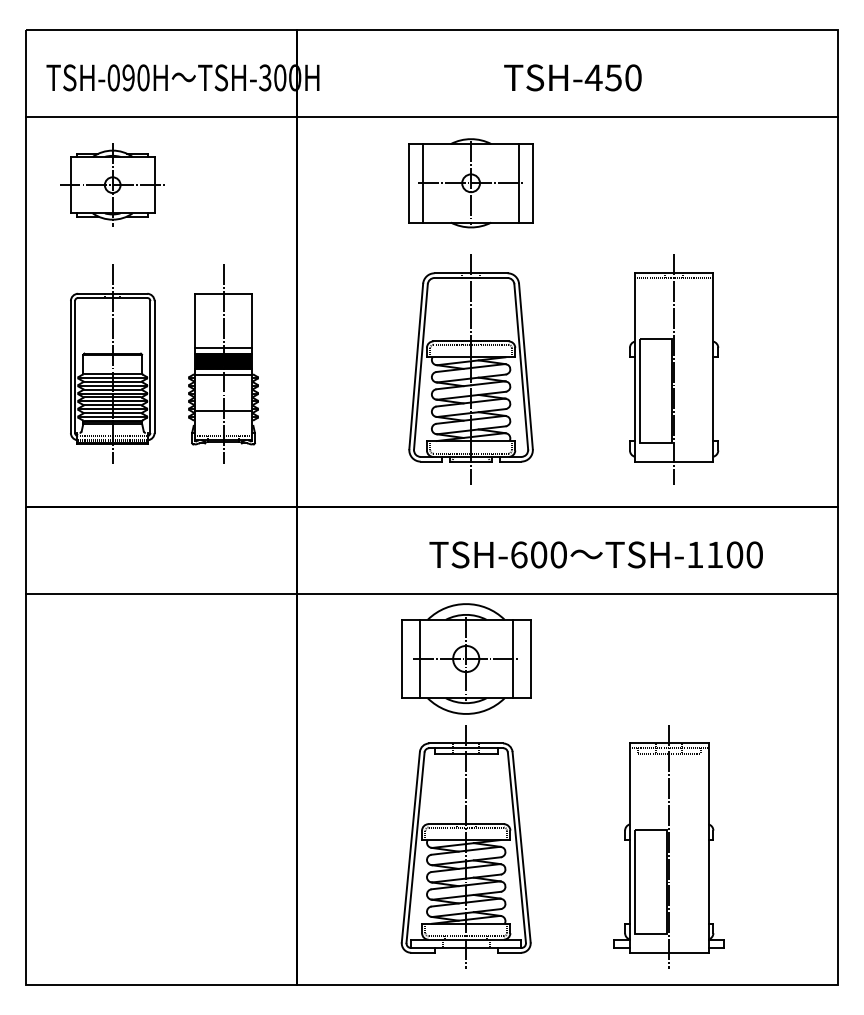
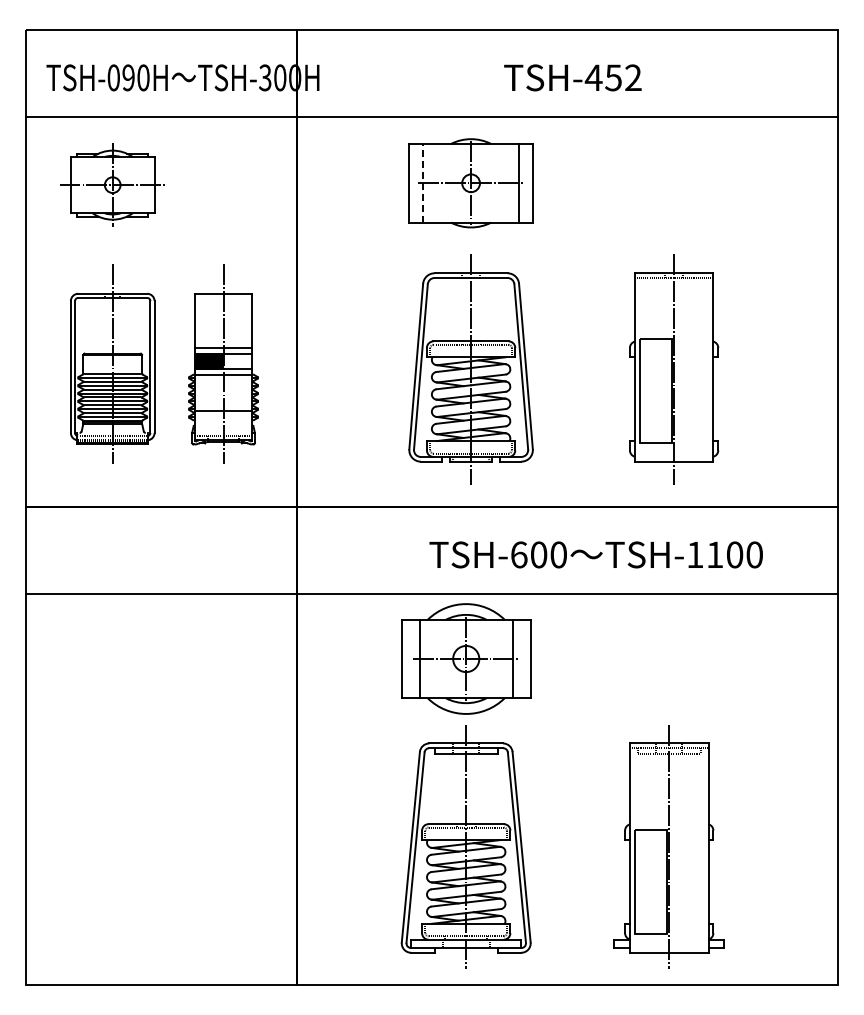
text: TSH-450 -> TSH-452 (633, 77)
line: solid -> dashed (423, 182)
hatch: present -> none (237, 361)
